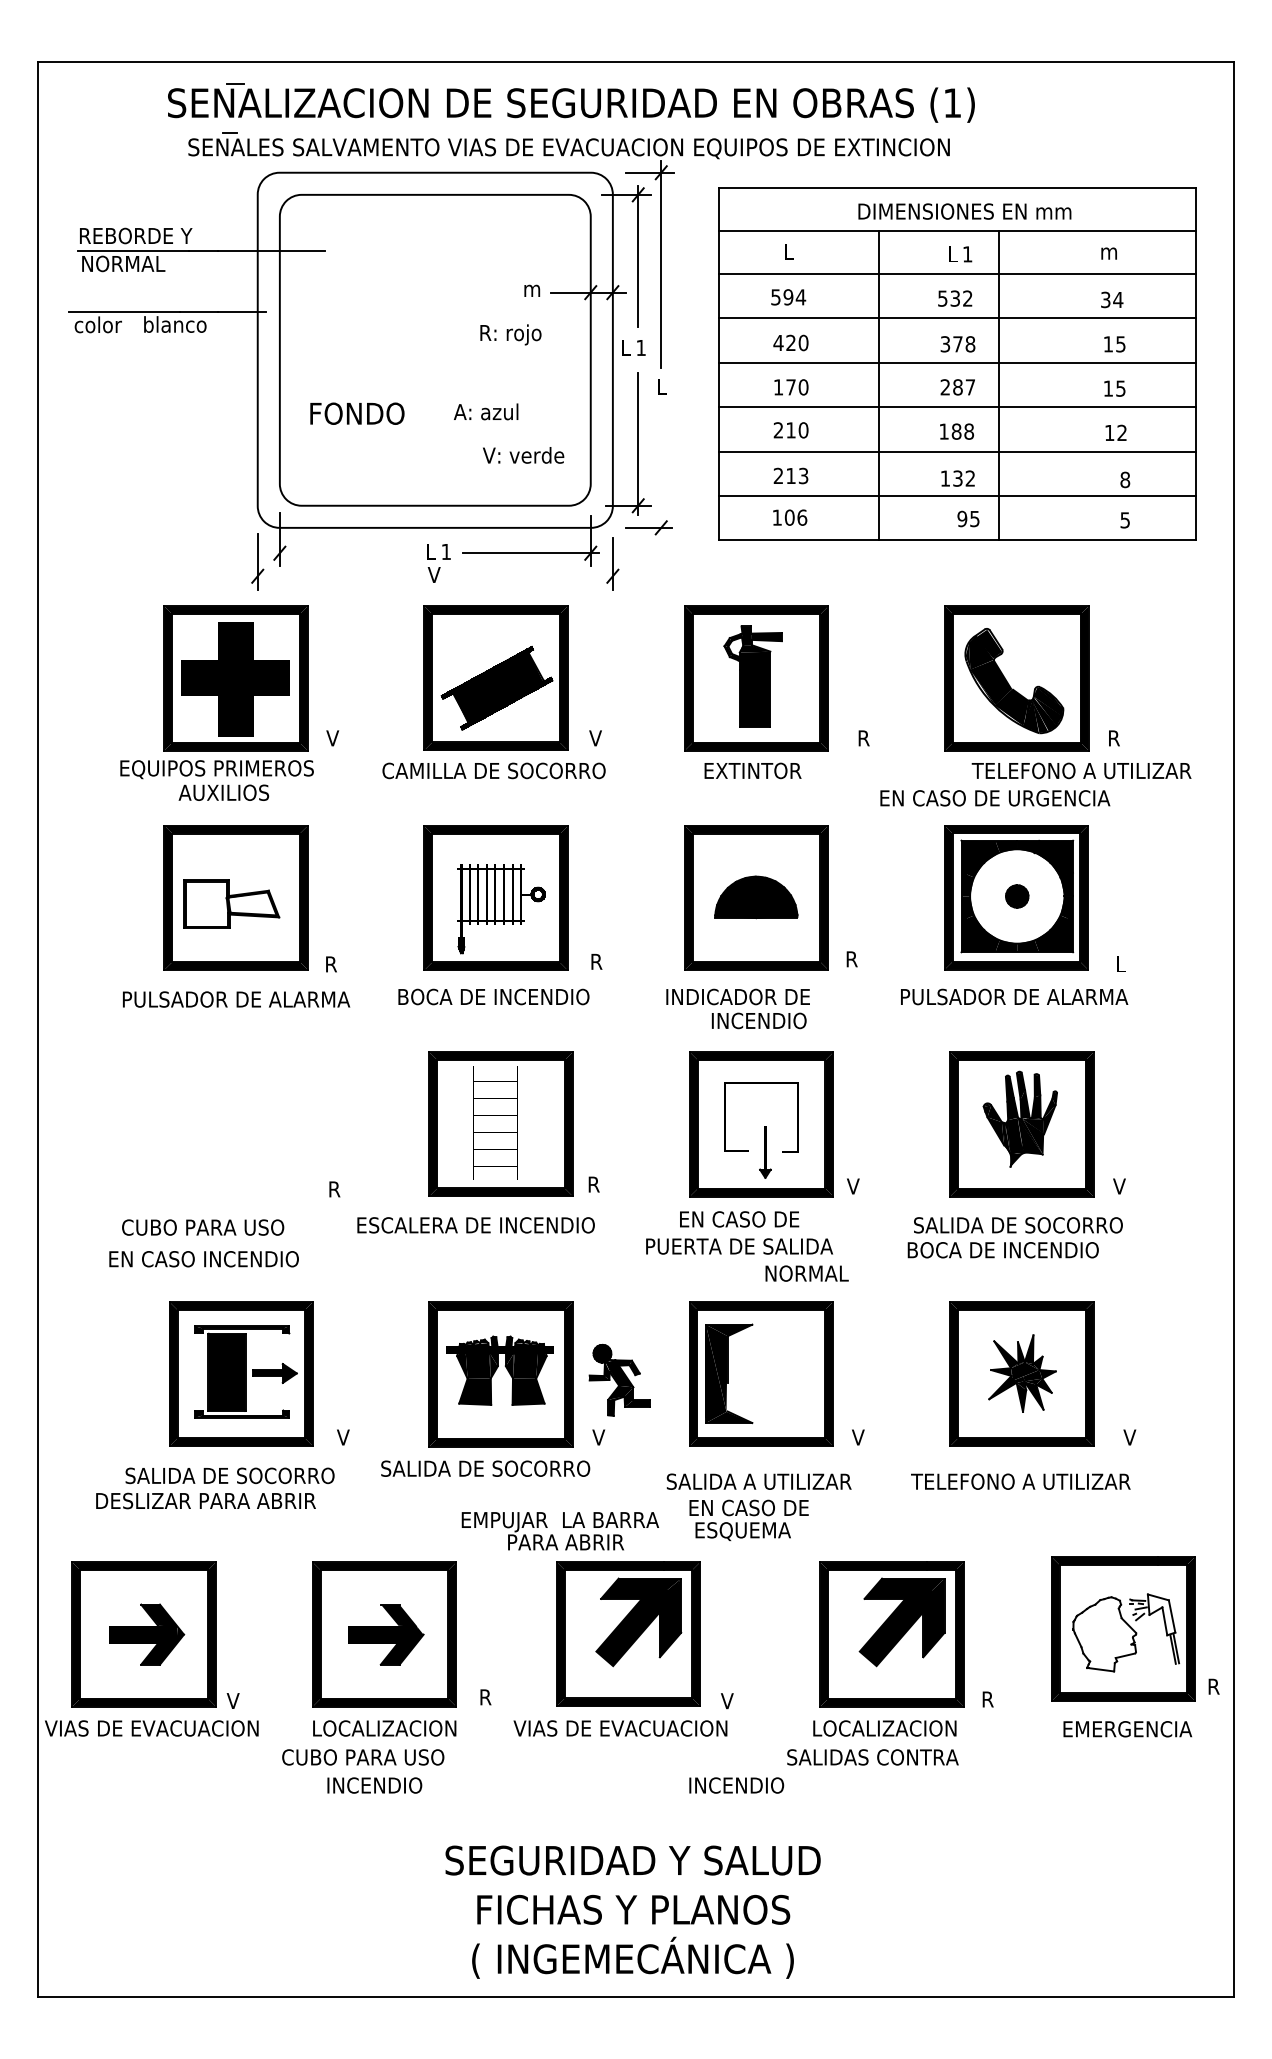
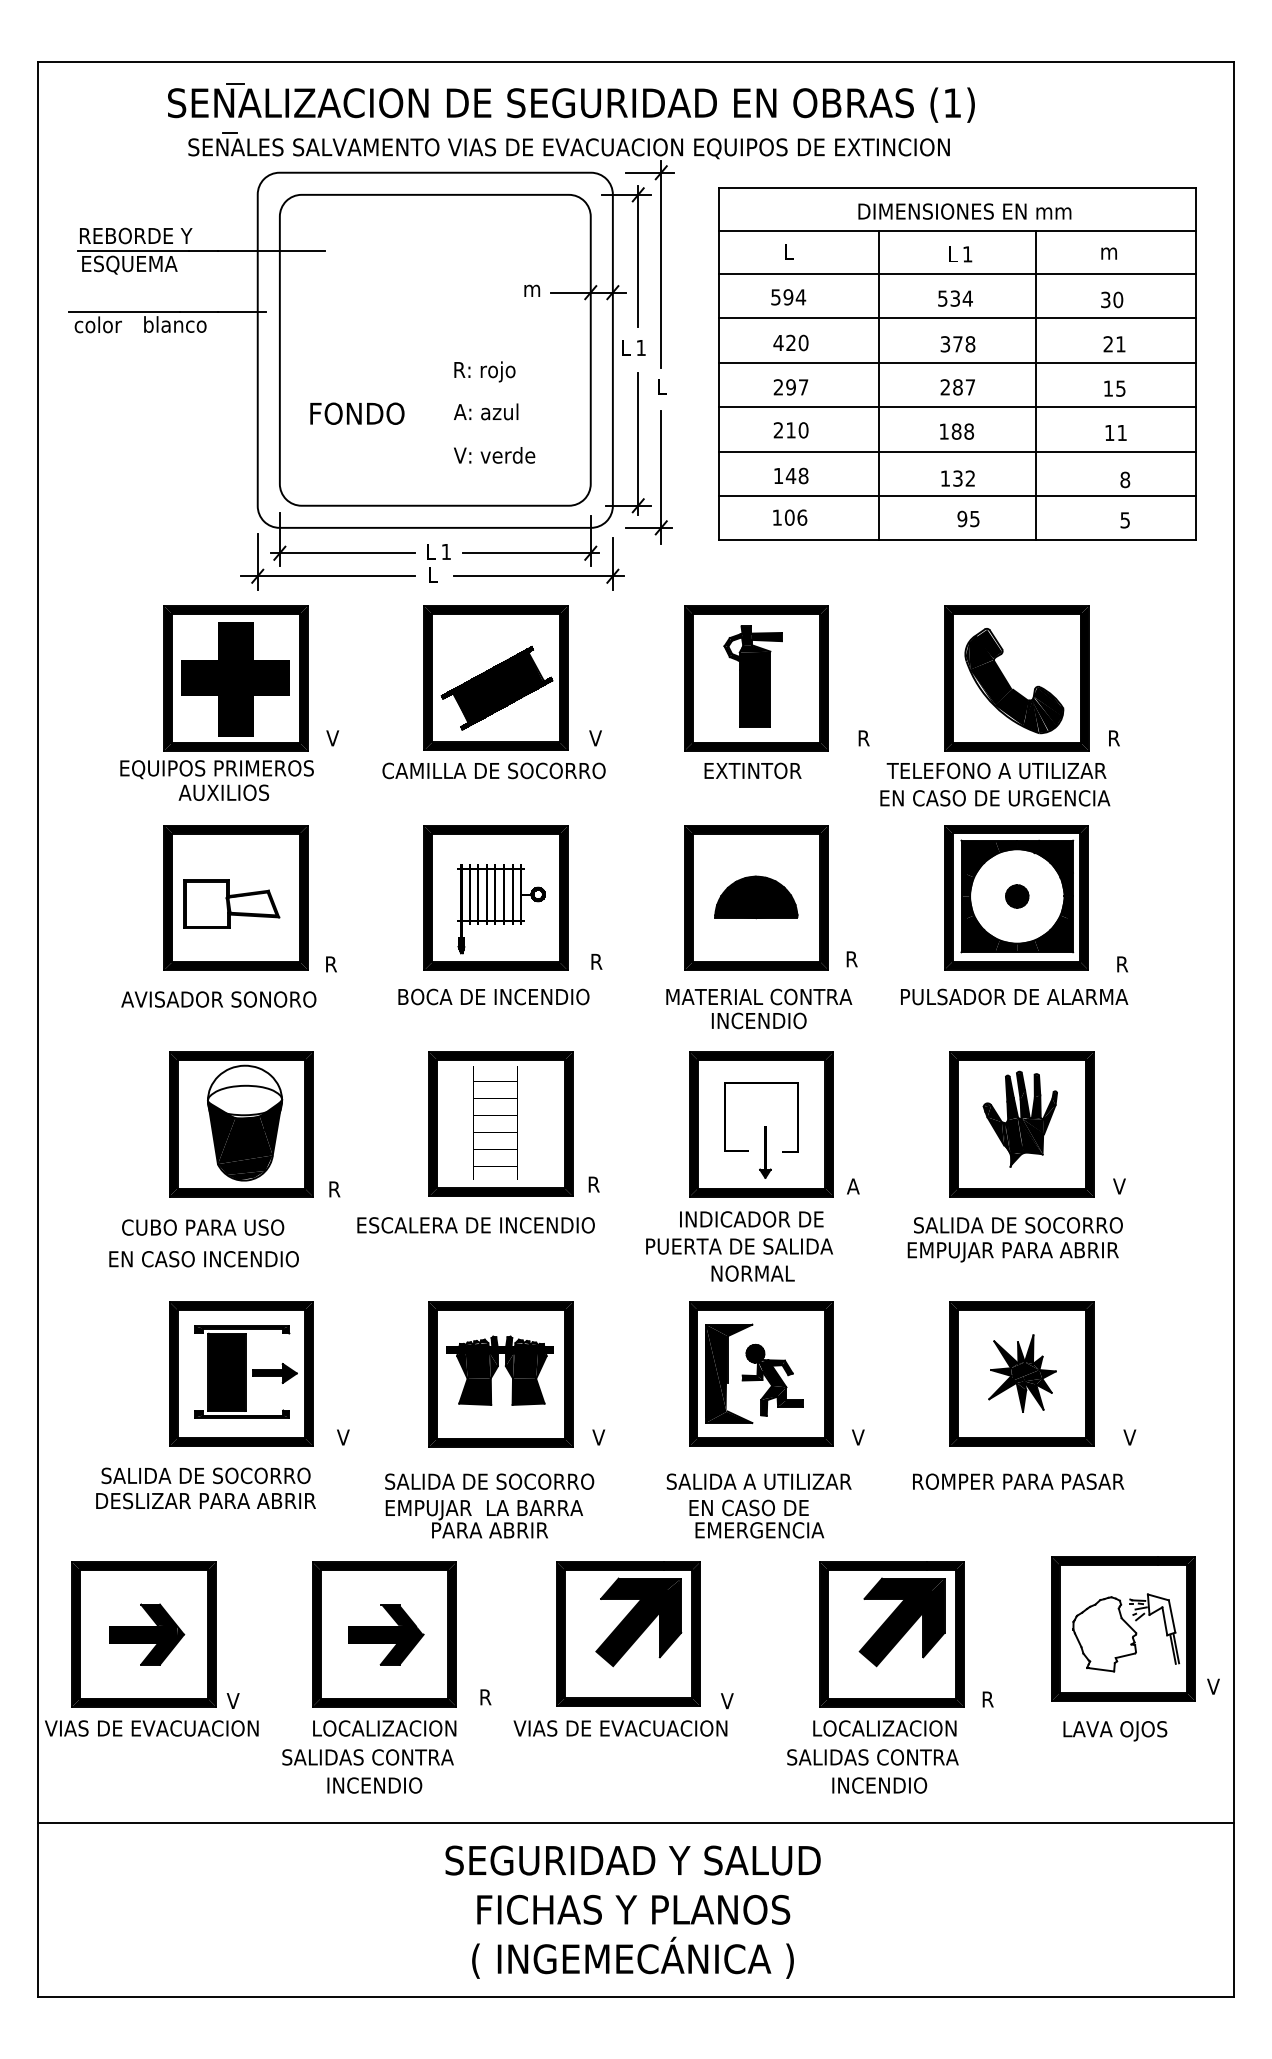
text: NORMAL -> ESQUEMA (130, 264)
text: 532 -> 534 (967, 298)
text: 34 -> 30 (1118, 299)
text position: (510, 334) -> (484, 371) (484, 371)
text: 15 -> 21 (1114, 344)
line position: (998, 385) -> (1035, 385) (1035, 385)
text: 170 -> 297 (790, 387)
text: 12 -> 11 (1121, 432)
text position: (523, 455) -> (494, 455) (494, 455)
text: 213 -> 148 (790, 475)
line: none -> present (661, 477)
line: none -> present (342, 553)
text: V -> L (433, 574)
line: none -> present (328, 576)
line: none -> present (539, 576)
text position: (1081, 770) -> (996, 770) (996, 770)
text: L -> R (1122, 964)
text: INDICADOR DE -> MATERIAL CONTRA (760, 996)
text: PULSADOR DE ALARMA -> AVISADOR SONORO (235, 999)
part: none -> present (241, 1124)
text: V -> A (853, 1186)
text: EN CASO DE -> INDICADOR DE (752, 1219)
text: BOCA DE INCENDIO -> EMPUJAR PARA ABRIR (1016, 1252)
text position: (806, 1273) -> (752, 1273) (752, 1273)
part position: (619, 1379) -> (772, 1379) (772, 1379)
text position: (485, 1468) -> (489, 1481) (489, 1481)
text position: (229, 1475) -> (205, 1475) (205, 1475)
text: TELEFONO A UTILIZAR -> ROMPER PARA PASAR (1020, 1481)
text position: (559, 1531) -> (483, 1519) (483, 1519)
text: ESQUEMA -> EMERGENCIA (765, 1531)
text: R -> V (1213, 1686)
text: EMERGENCIA -> LAVA OJOS (1128, 1731)
text: CUBO PARA USO -> SALIDAS CONTRA (367, 1757)
text position: (736, 1785) -> (879, 1785) (879, 1785)
line: none -> present (635, 1823)
